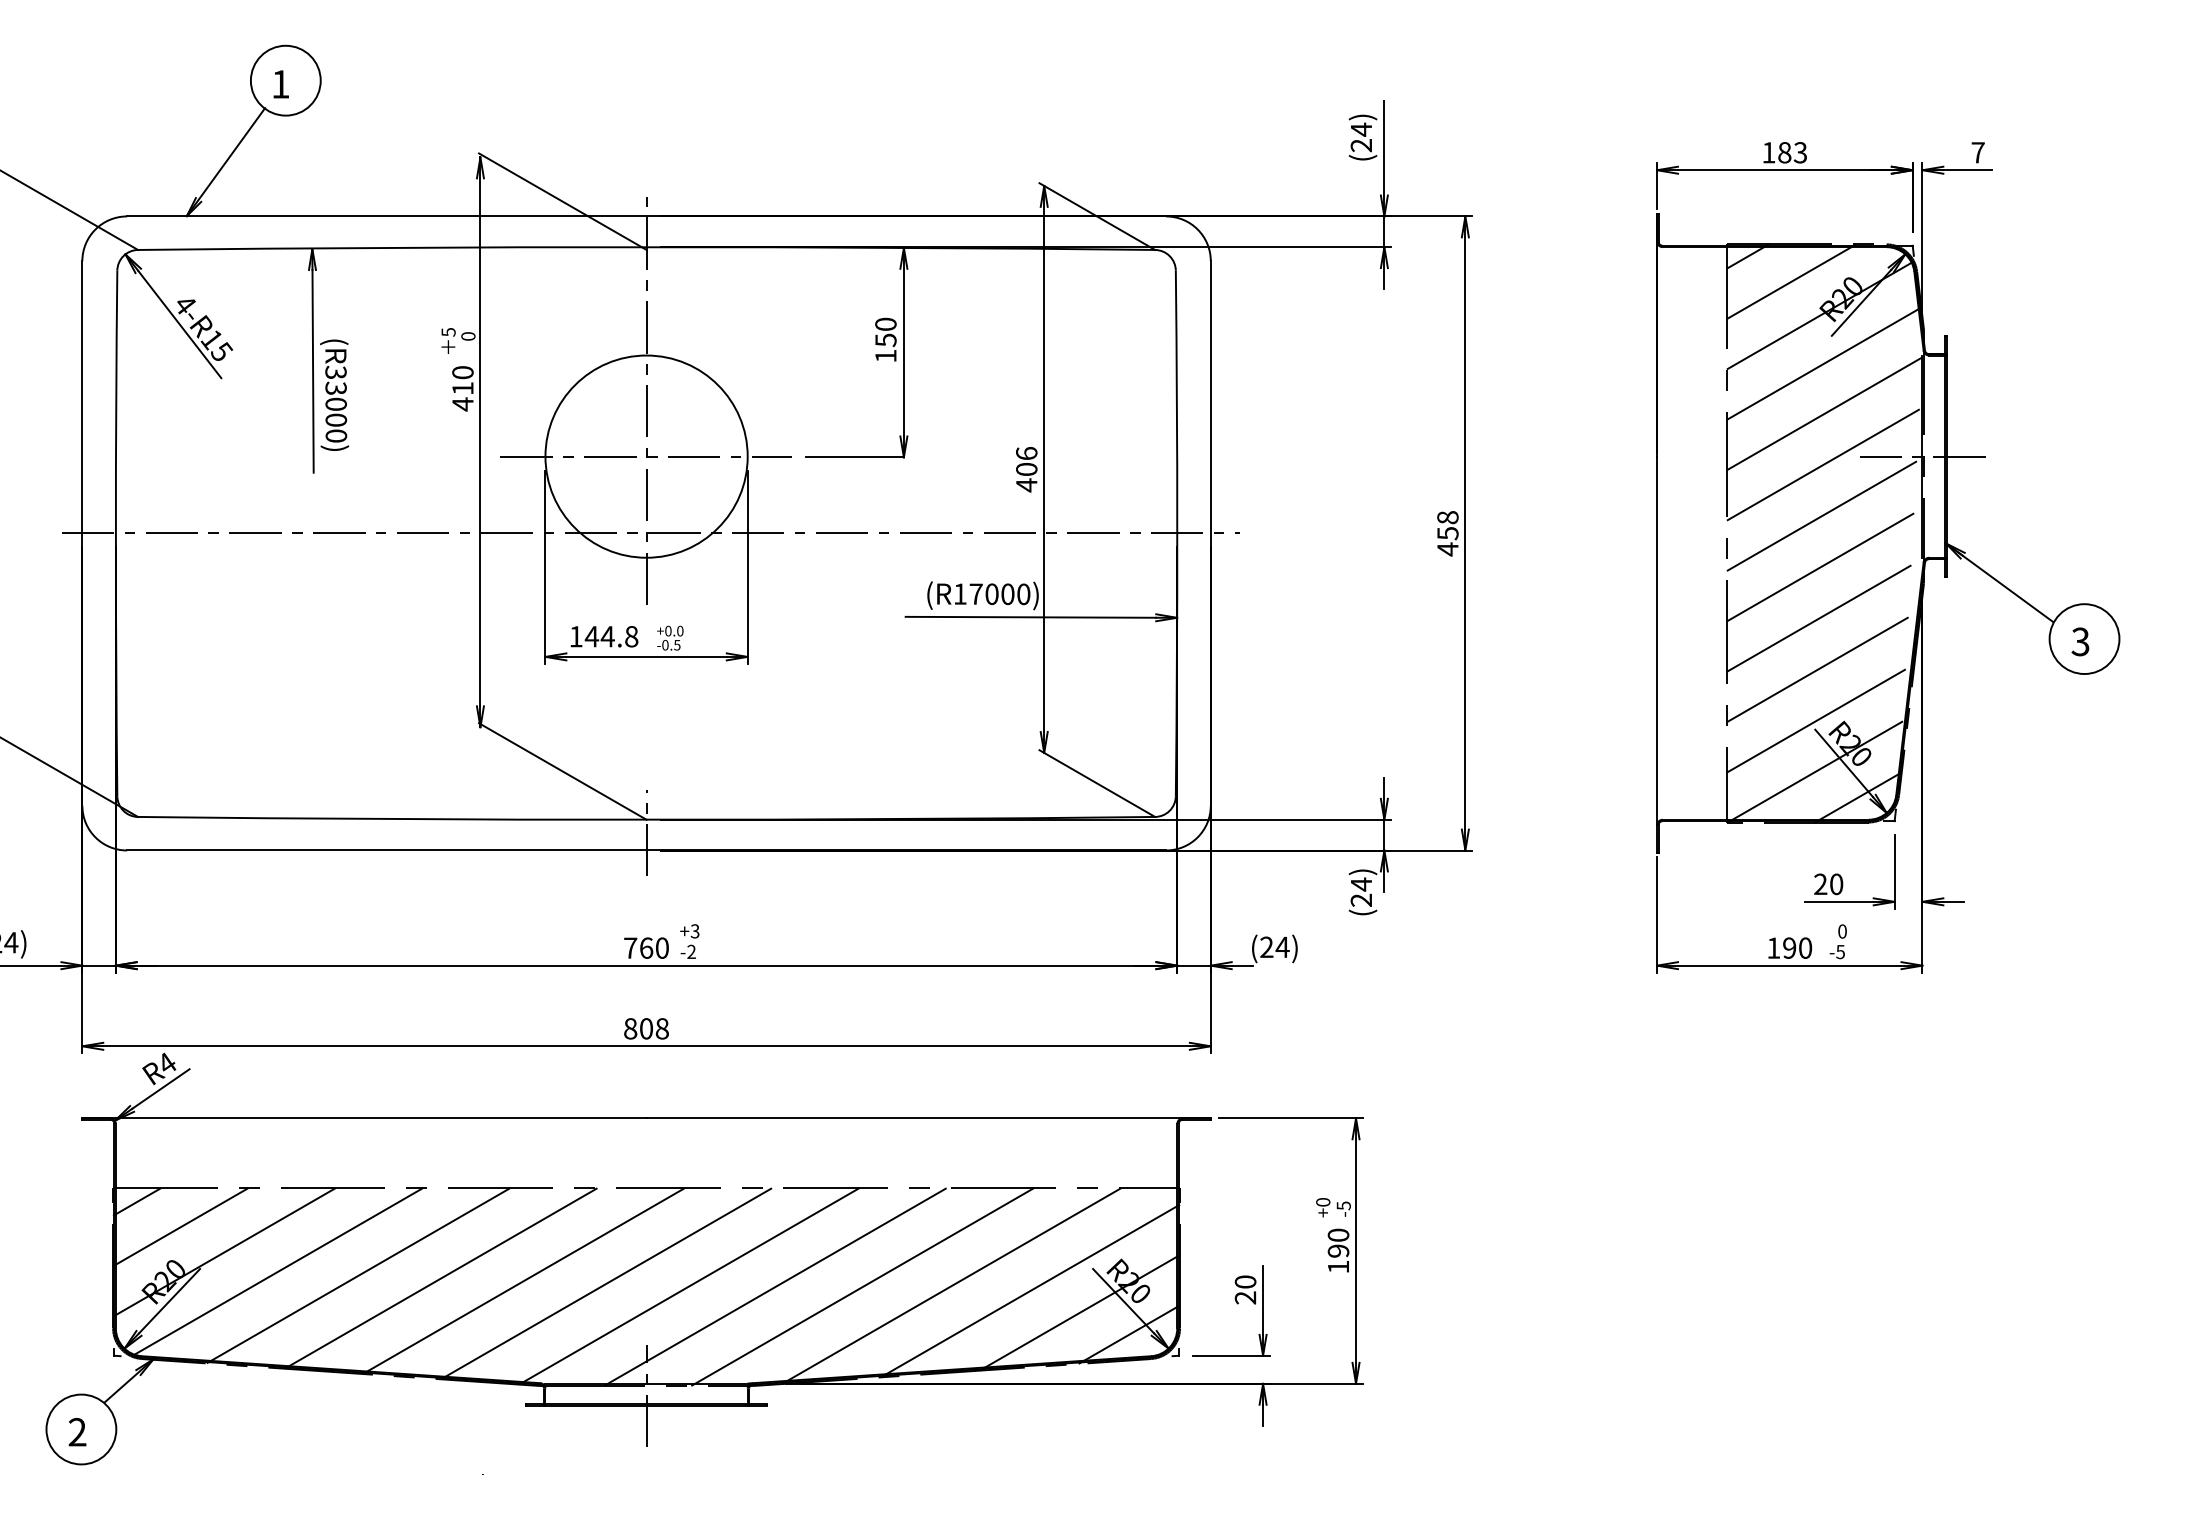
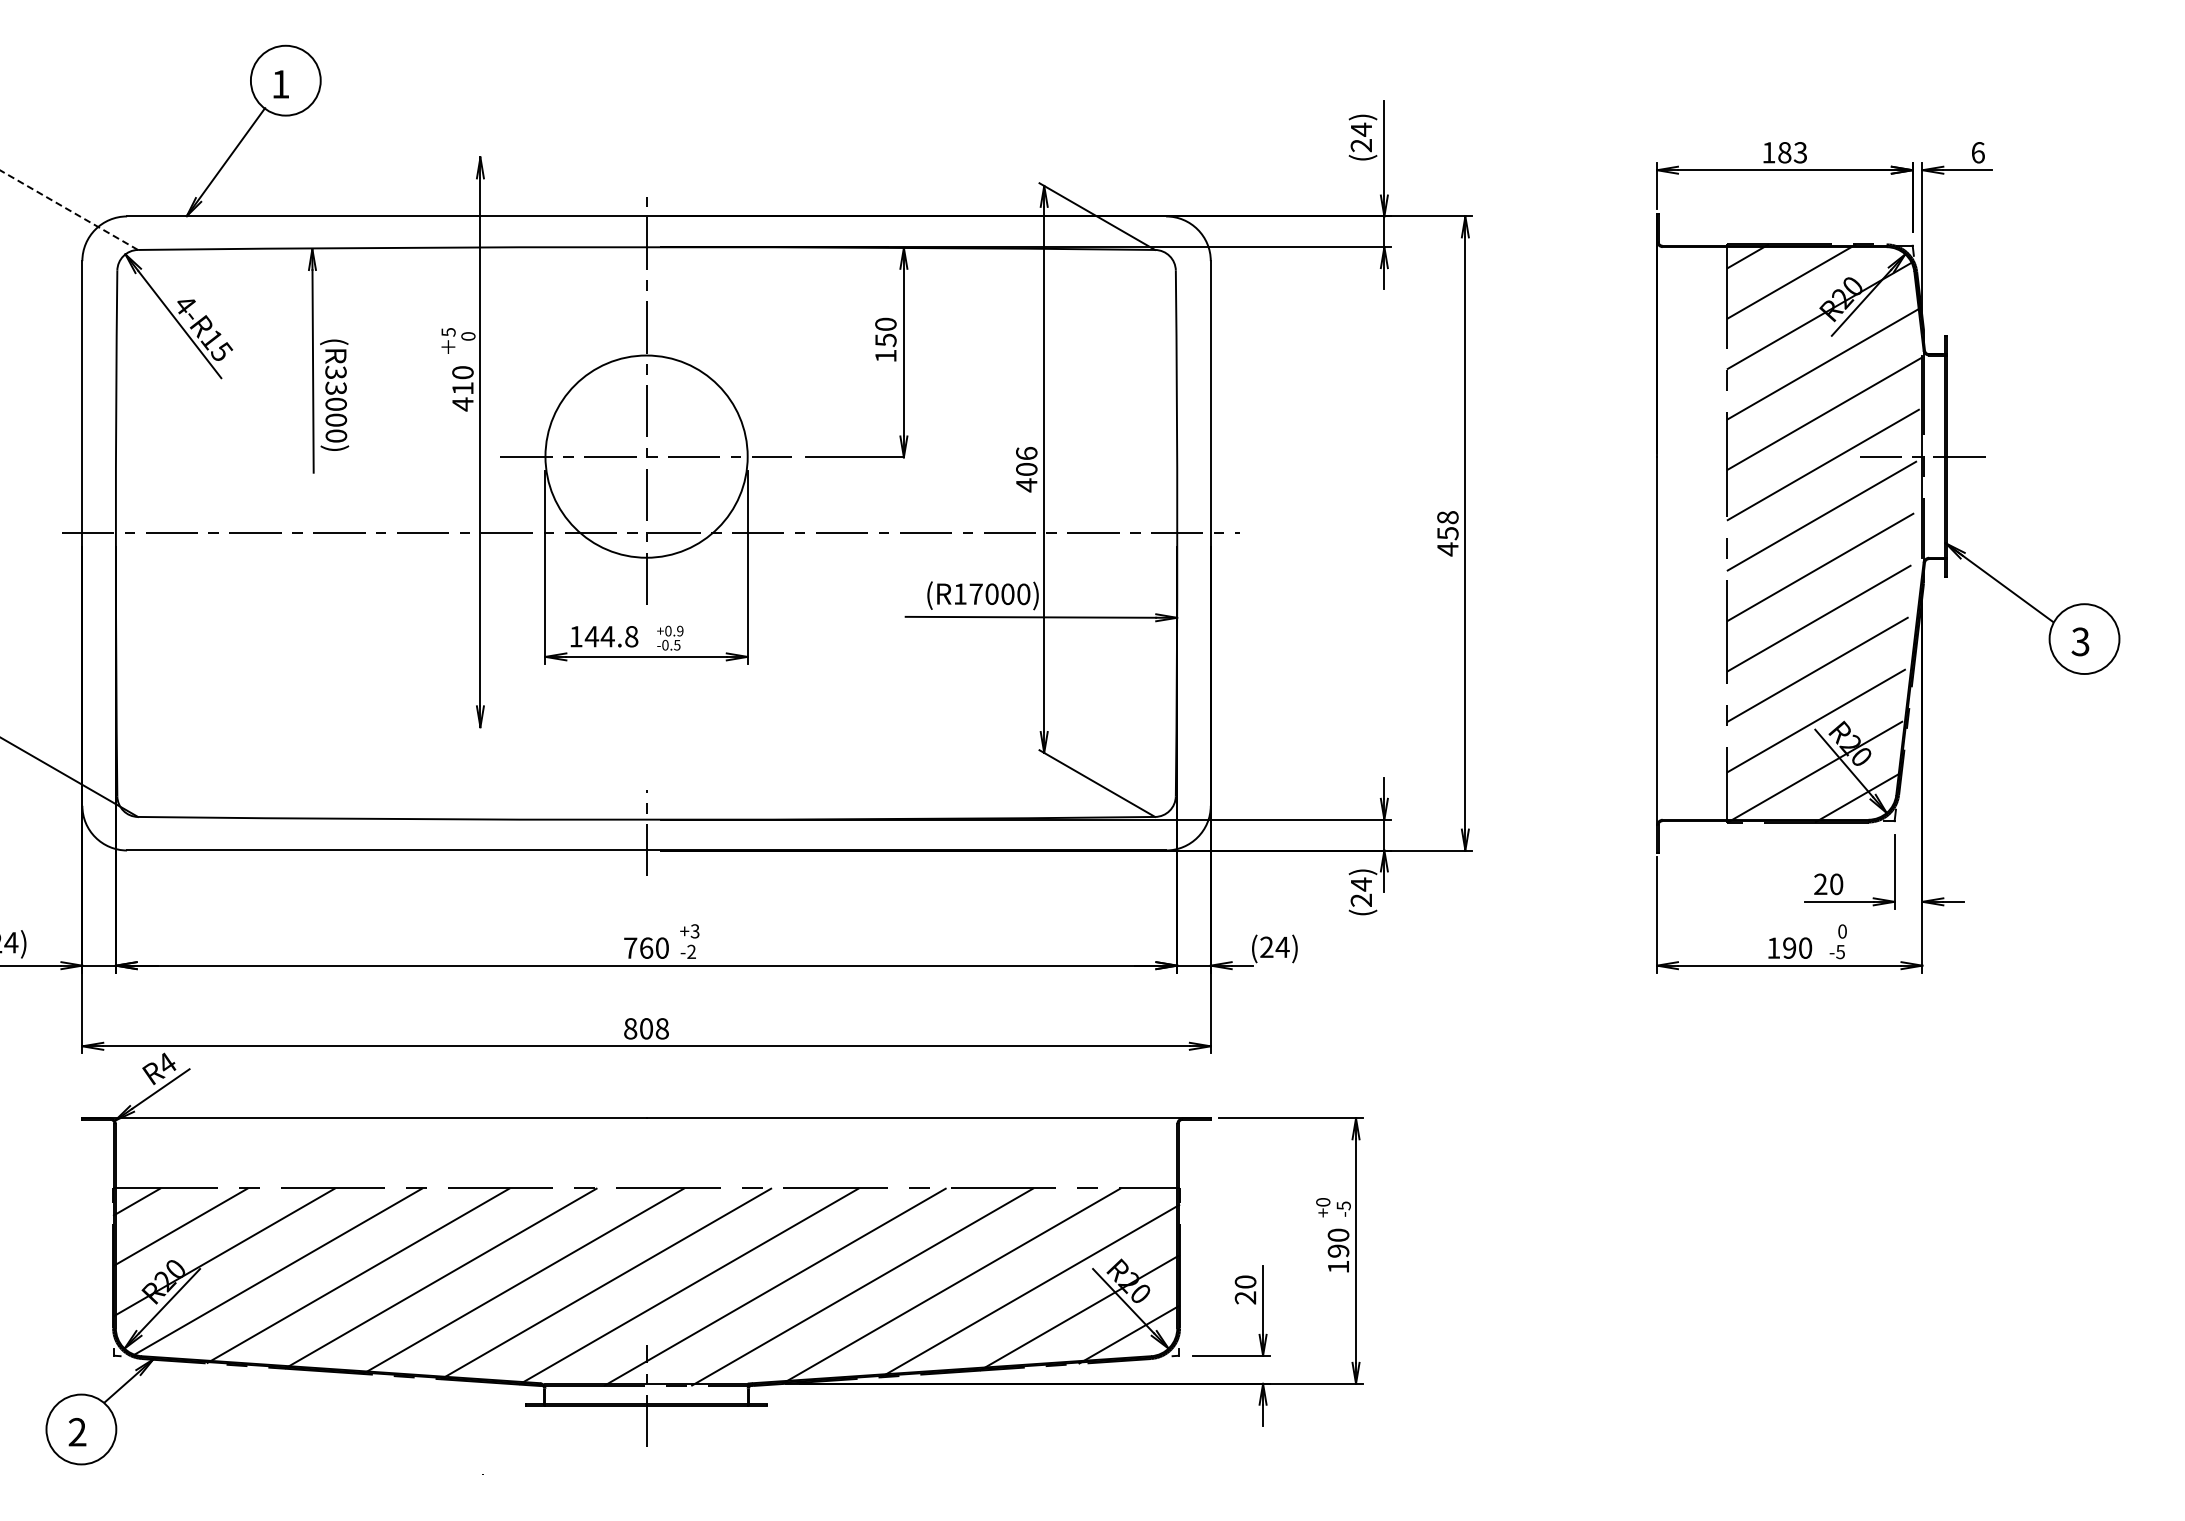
text: 7 -> 6 (1977, 152)
line: present -> none (562, 201)
line: solid -> dashed (68, 209)
text: +0.0 -> +0.9 (680, 631)
line: present -> none (562, 771)
